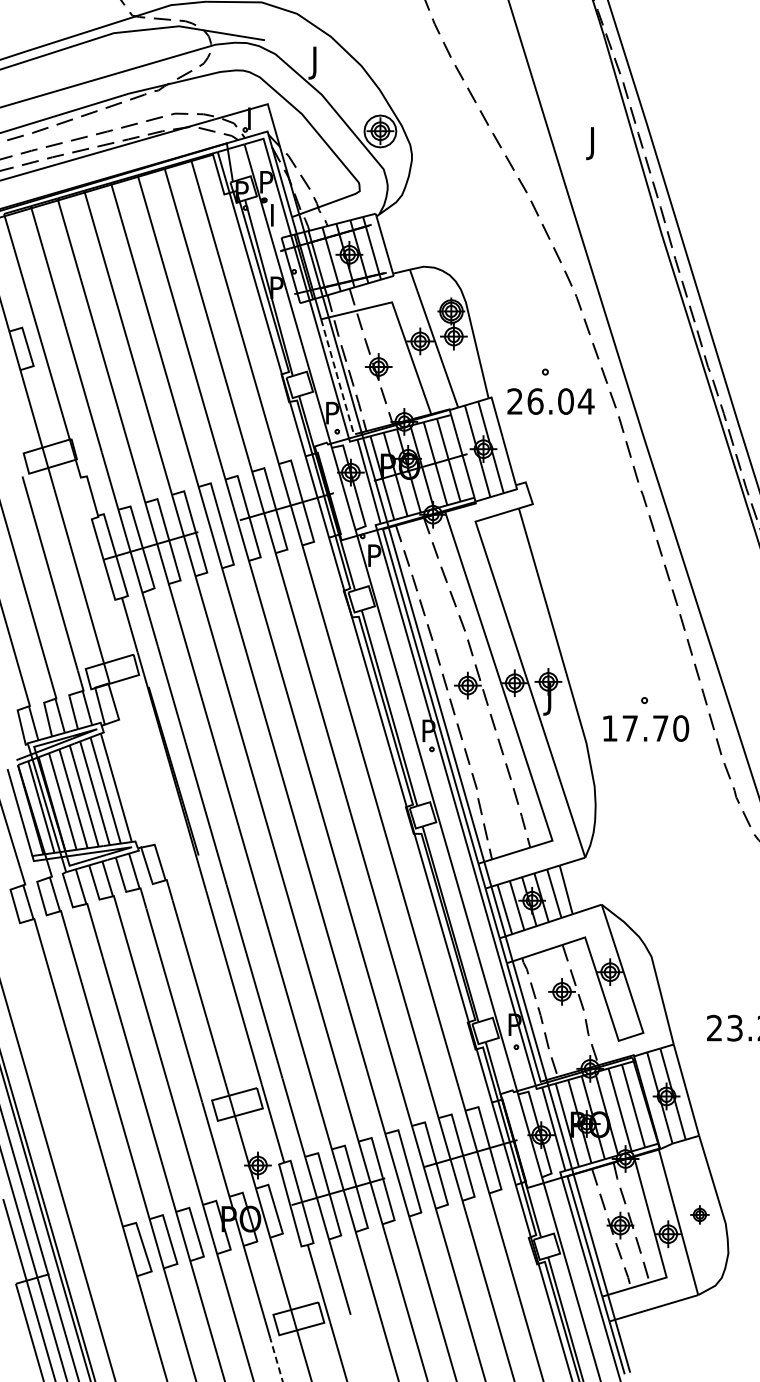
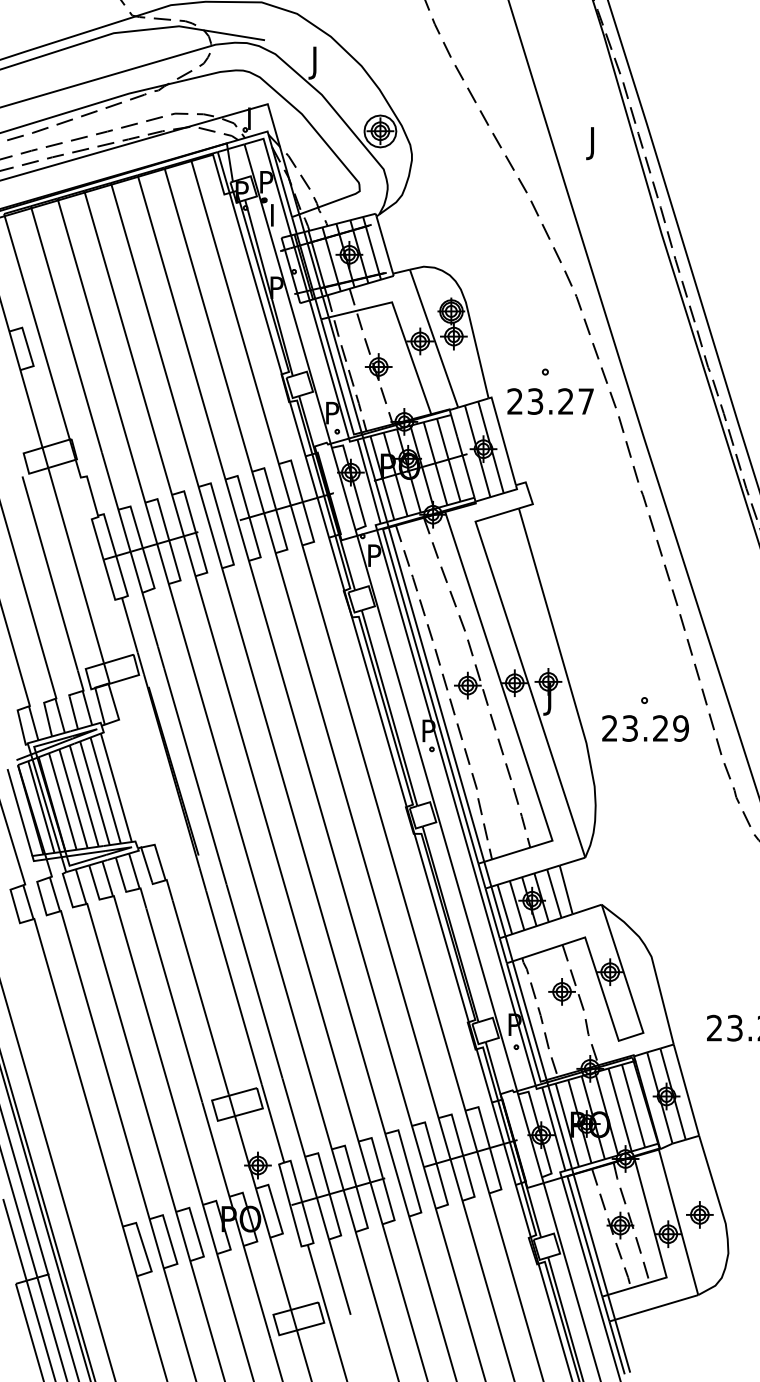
line: dashed -> solid (338, 381)
text: 26.04 -> 23.27 (560, 401)
text: 17.70 -> 23.29 (645, 728)
part size: 20x20 px -> 28x28 px (699, 1214)
line: dashed -> solid (276, 1359)
